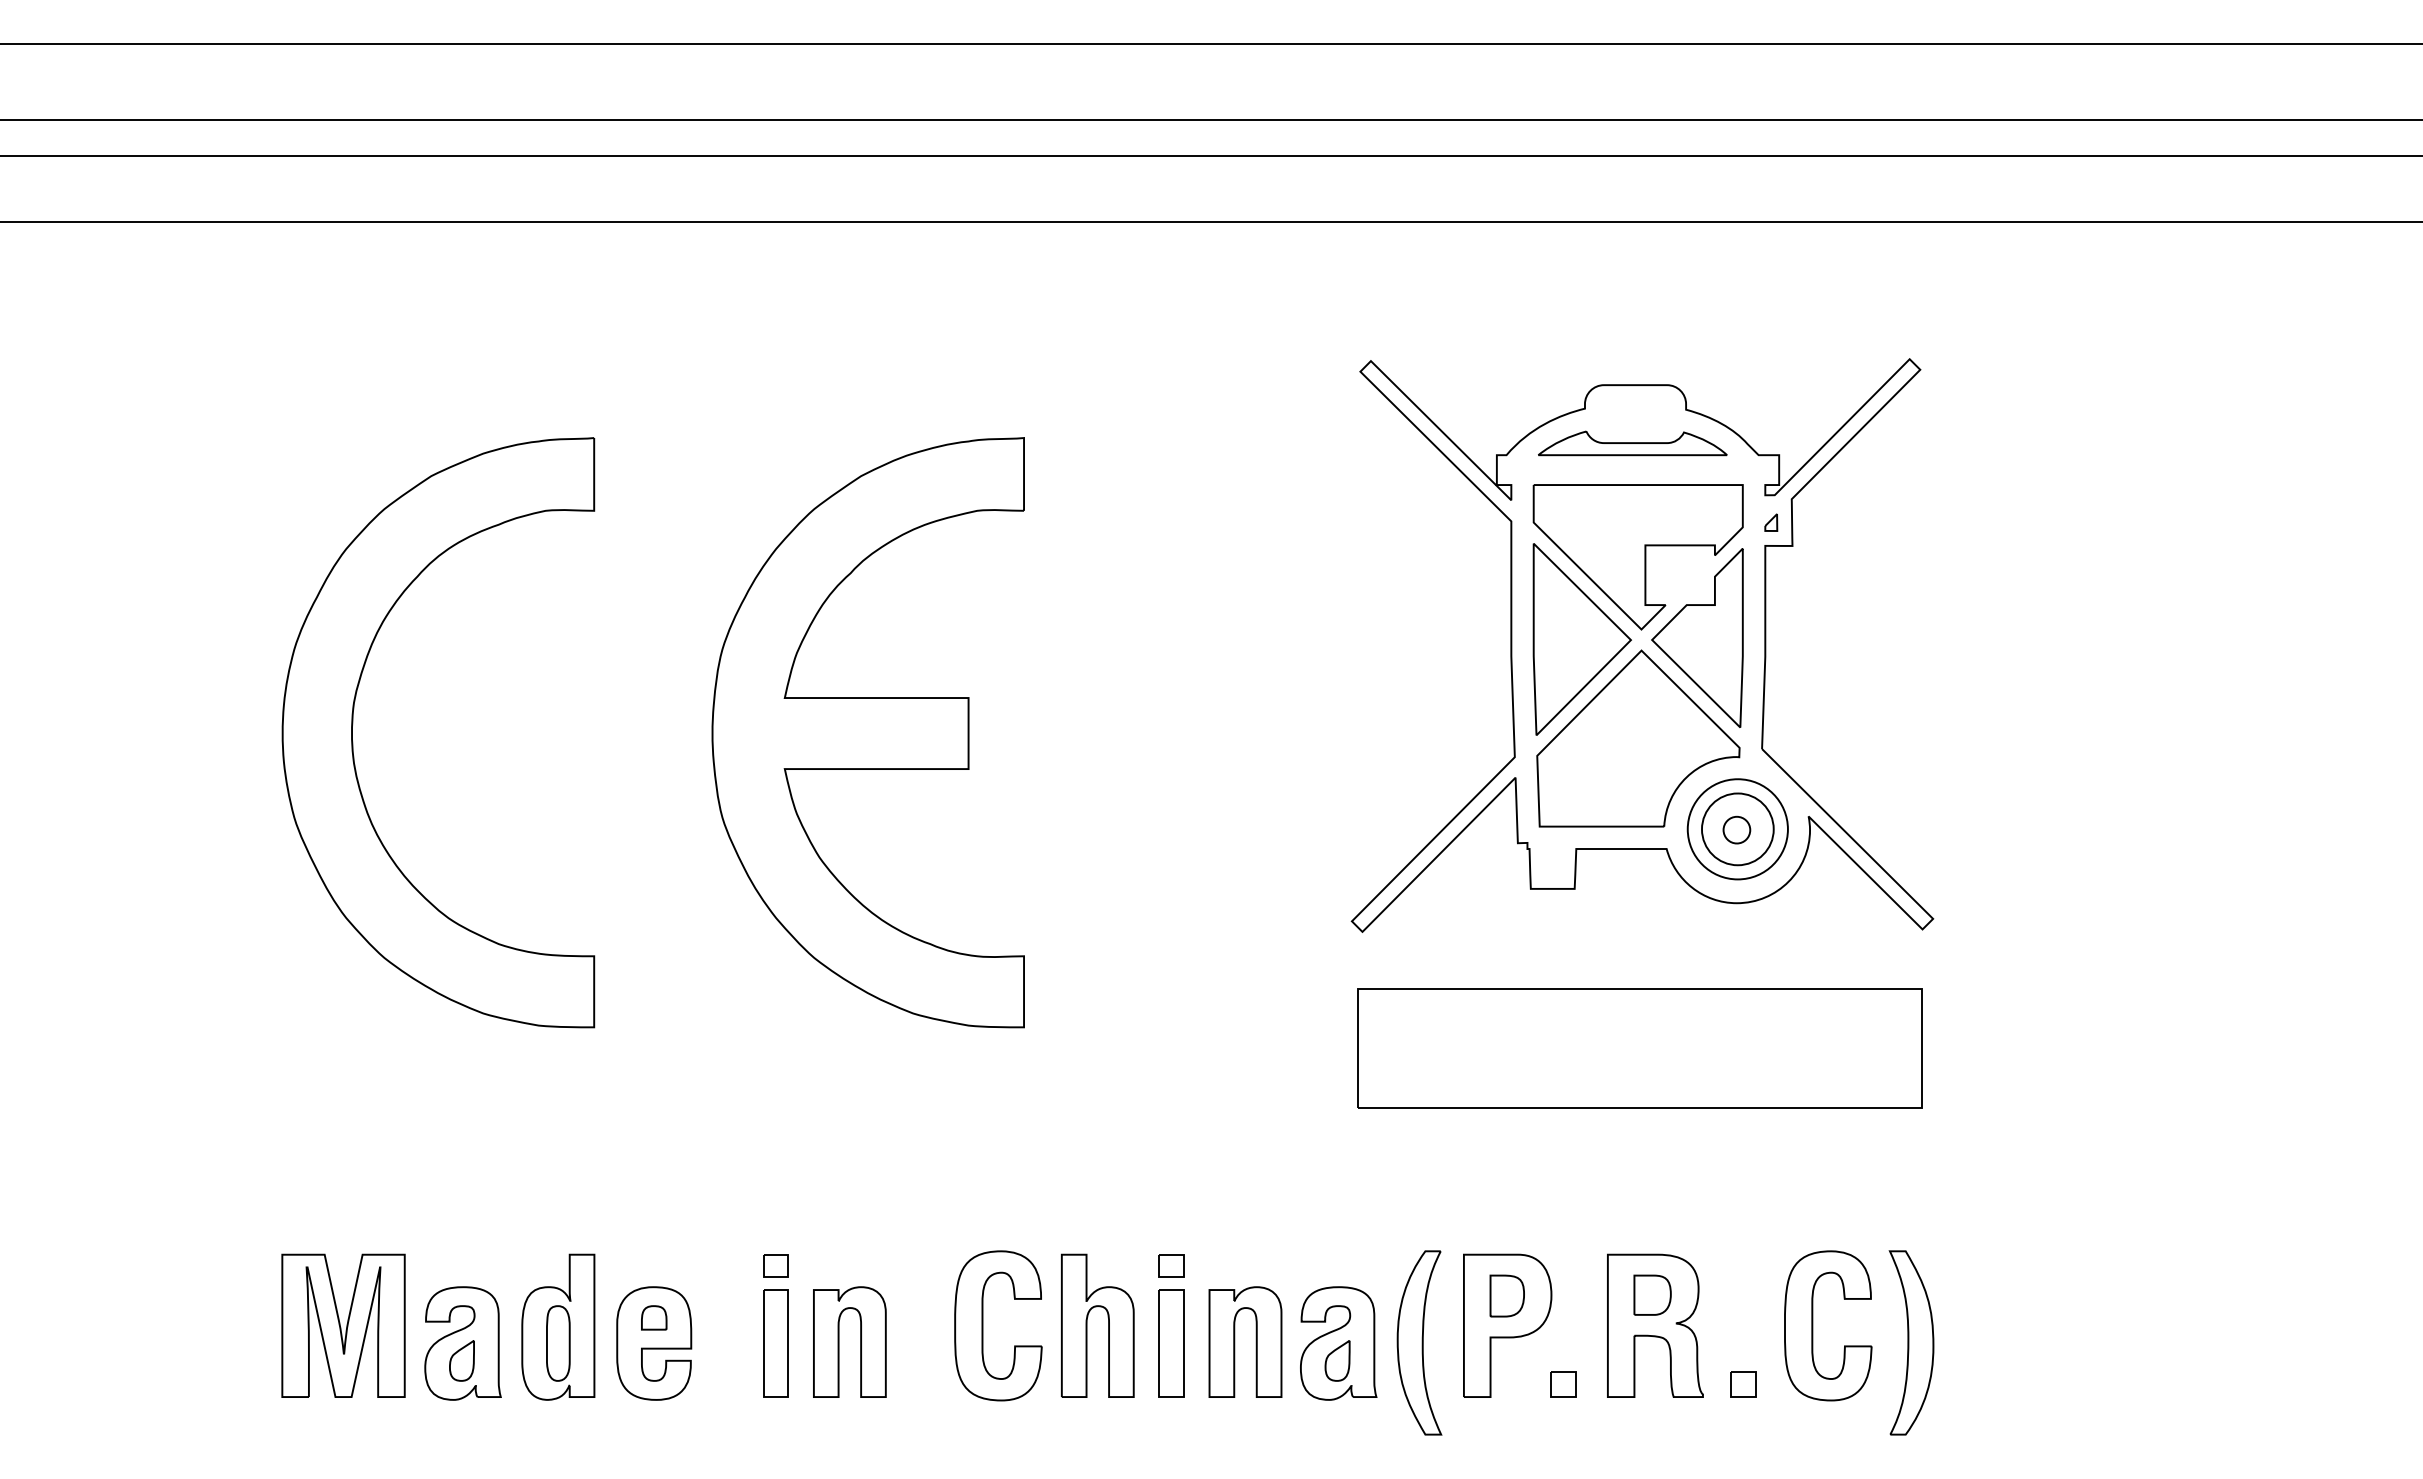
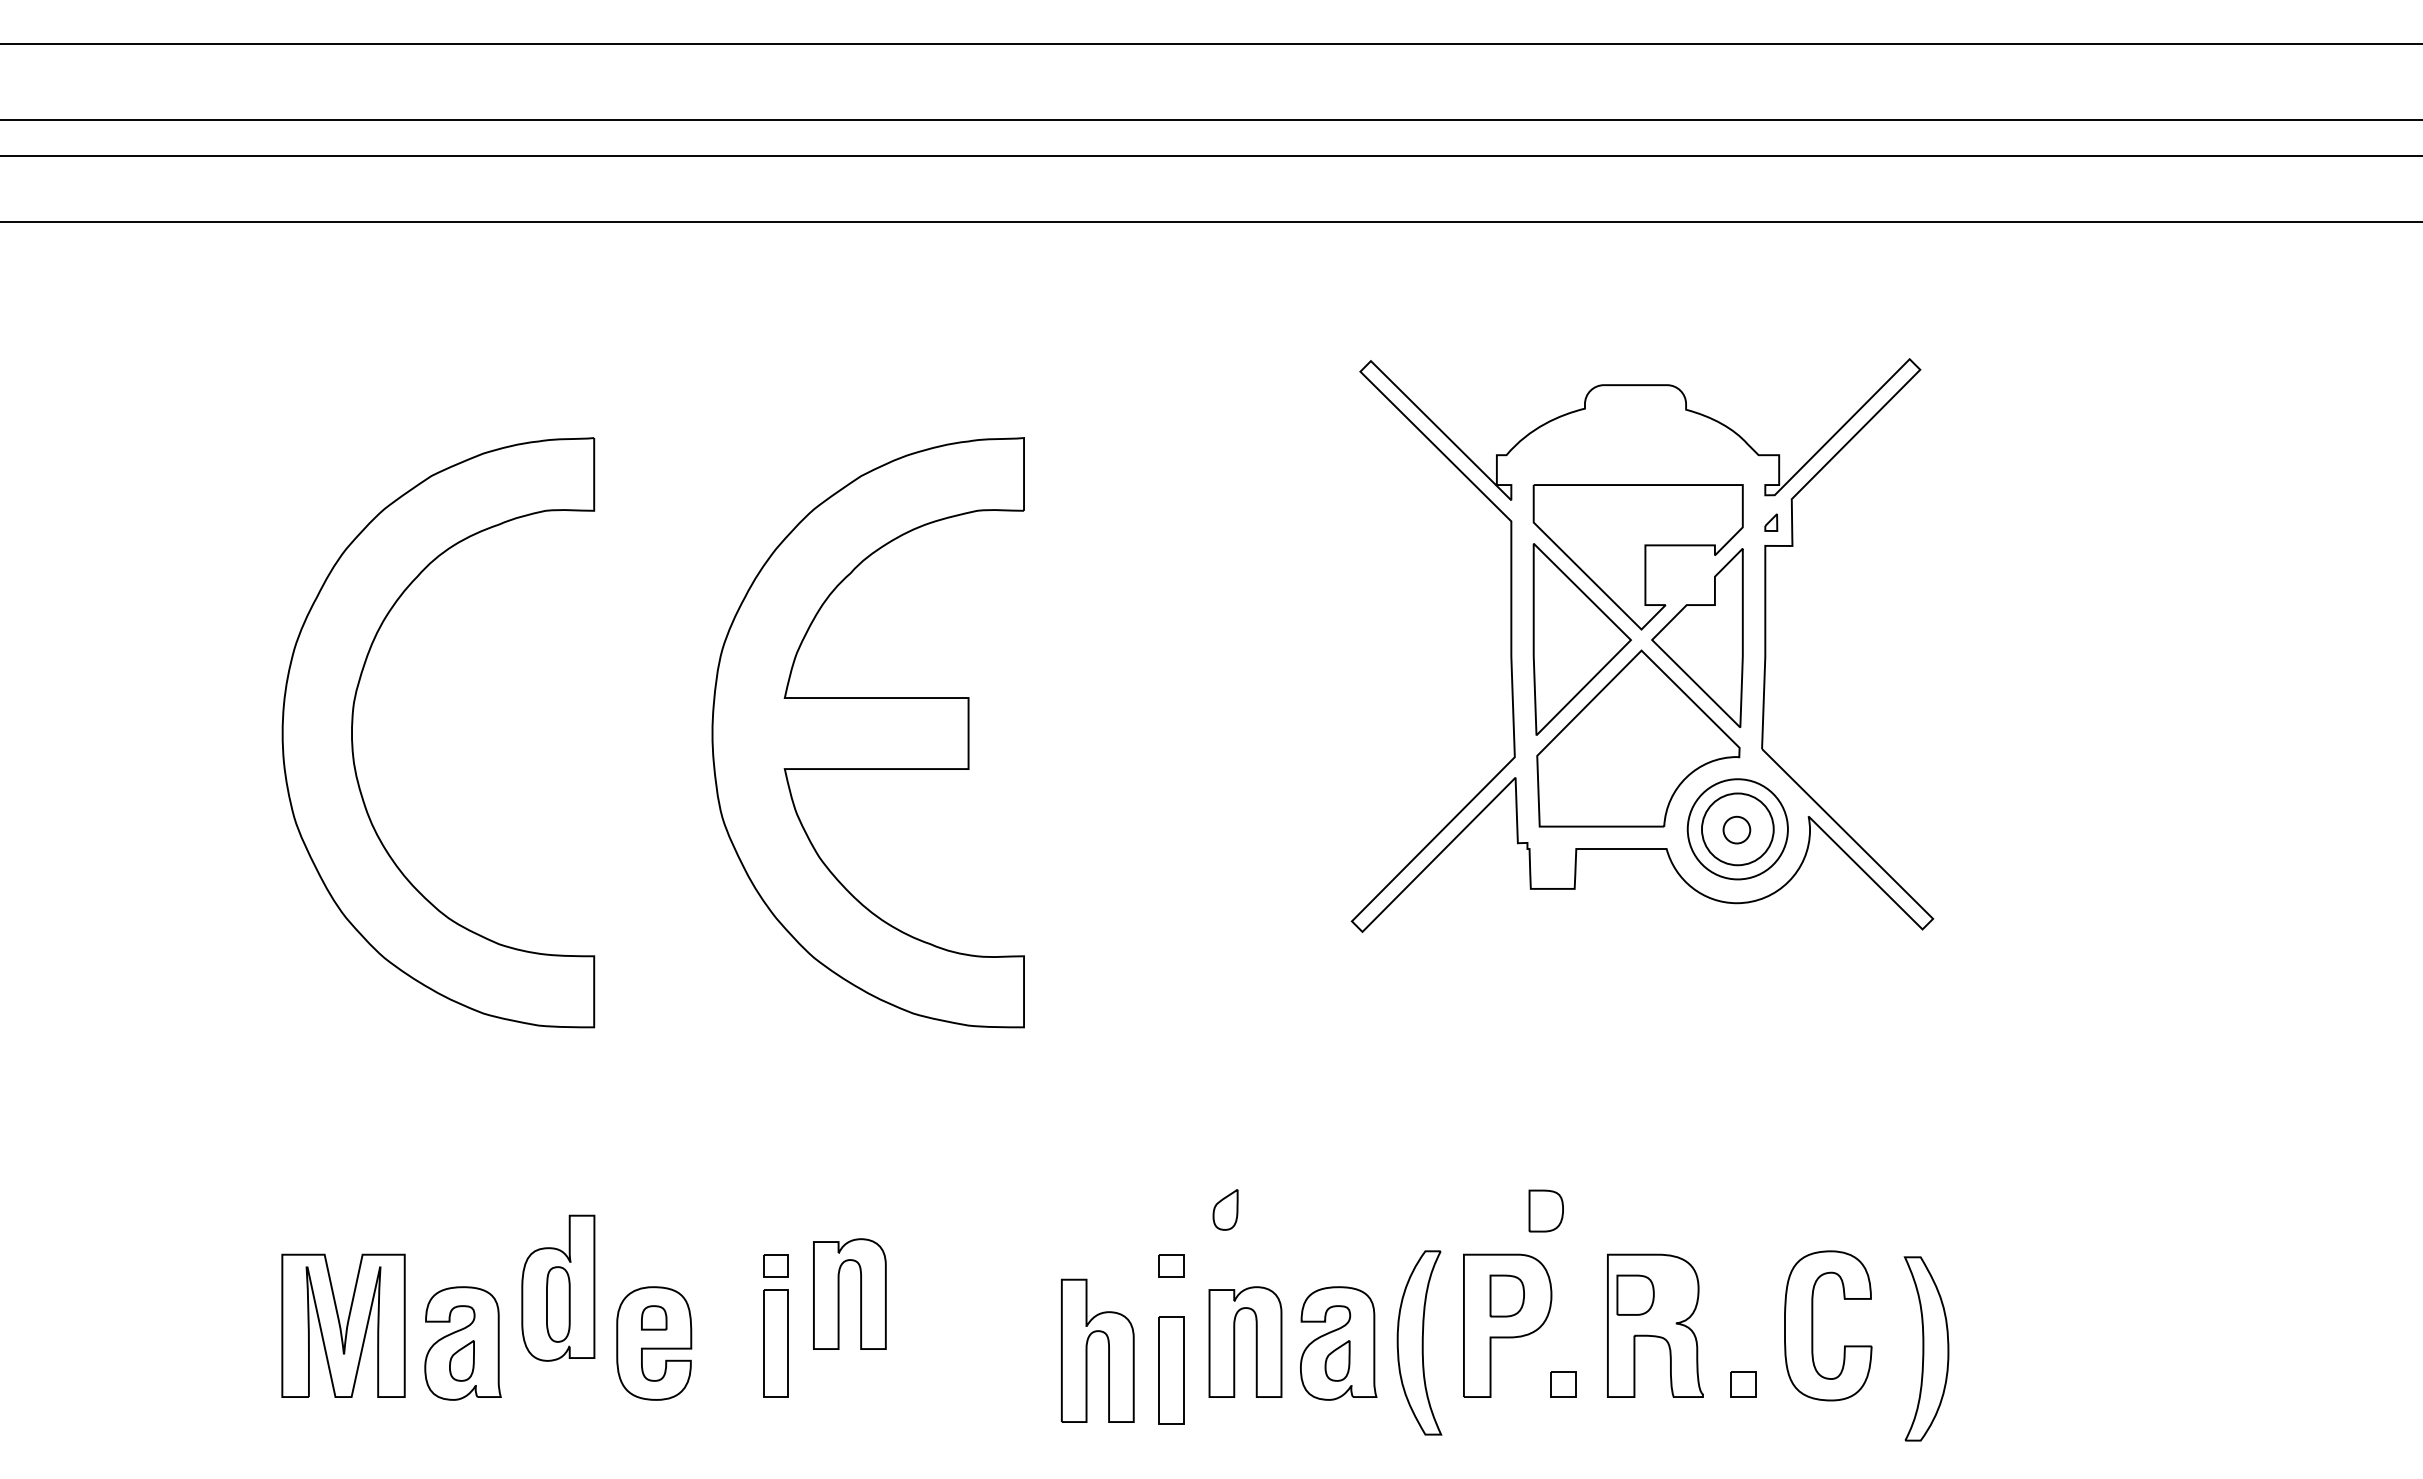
part: present -> none (1632, 443)
part: present -> none (1639, 1048)
part: none -> present (1225, 1209)
part: none -> present (1545, 1210)
part position: (1652, 1294) -> (1635, 1294) (1635, 1294)
part: present -> none (983, 1325)
part position: (1087, 1325) -> (1087, 1350) (1087, 1350)
part position: (558, 1326) -> (558, 1287) (558, 1287)
part position: (839, 1341) -> (839, 1293) (839, 1293)
part position: (1911, 1342) -> (1926, 1348) (1926, 1348)
part position: (1171, 1343) -> (1171, 1370) (1171, 1370)
